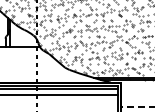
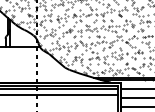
line: none -> present (135, 89)
line: none -> present (135, 97)
line: dashed -> solid (137, 106)
